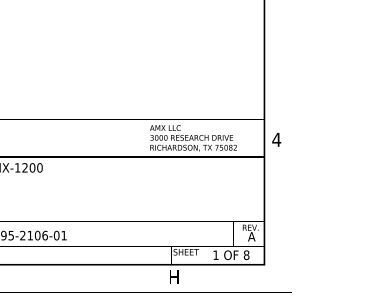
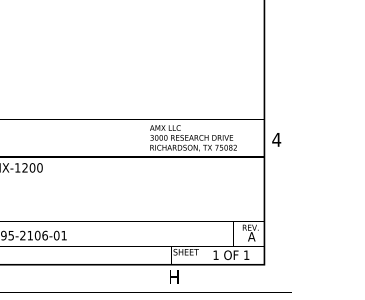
text: 8 -> 1 (246, 255)
